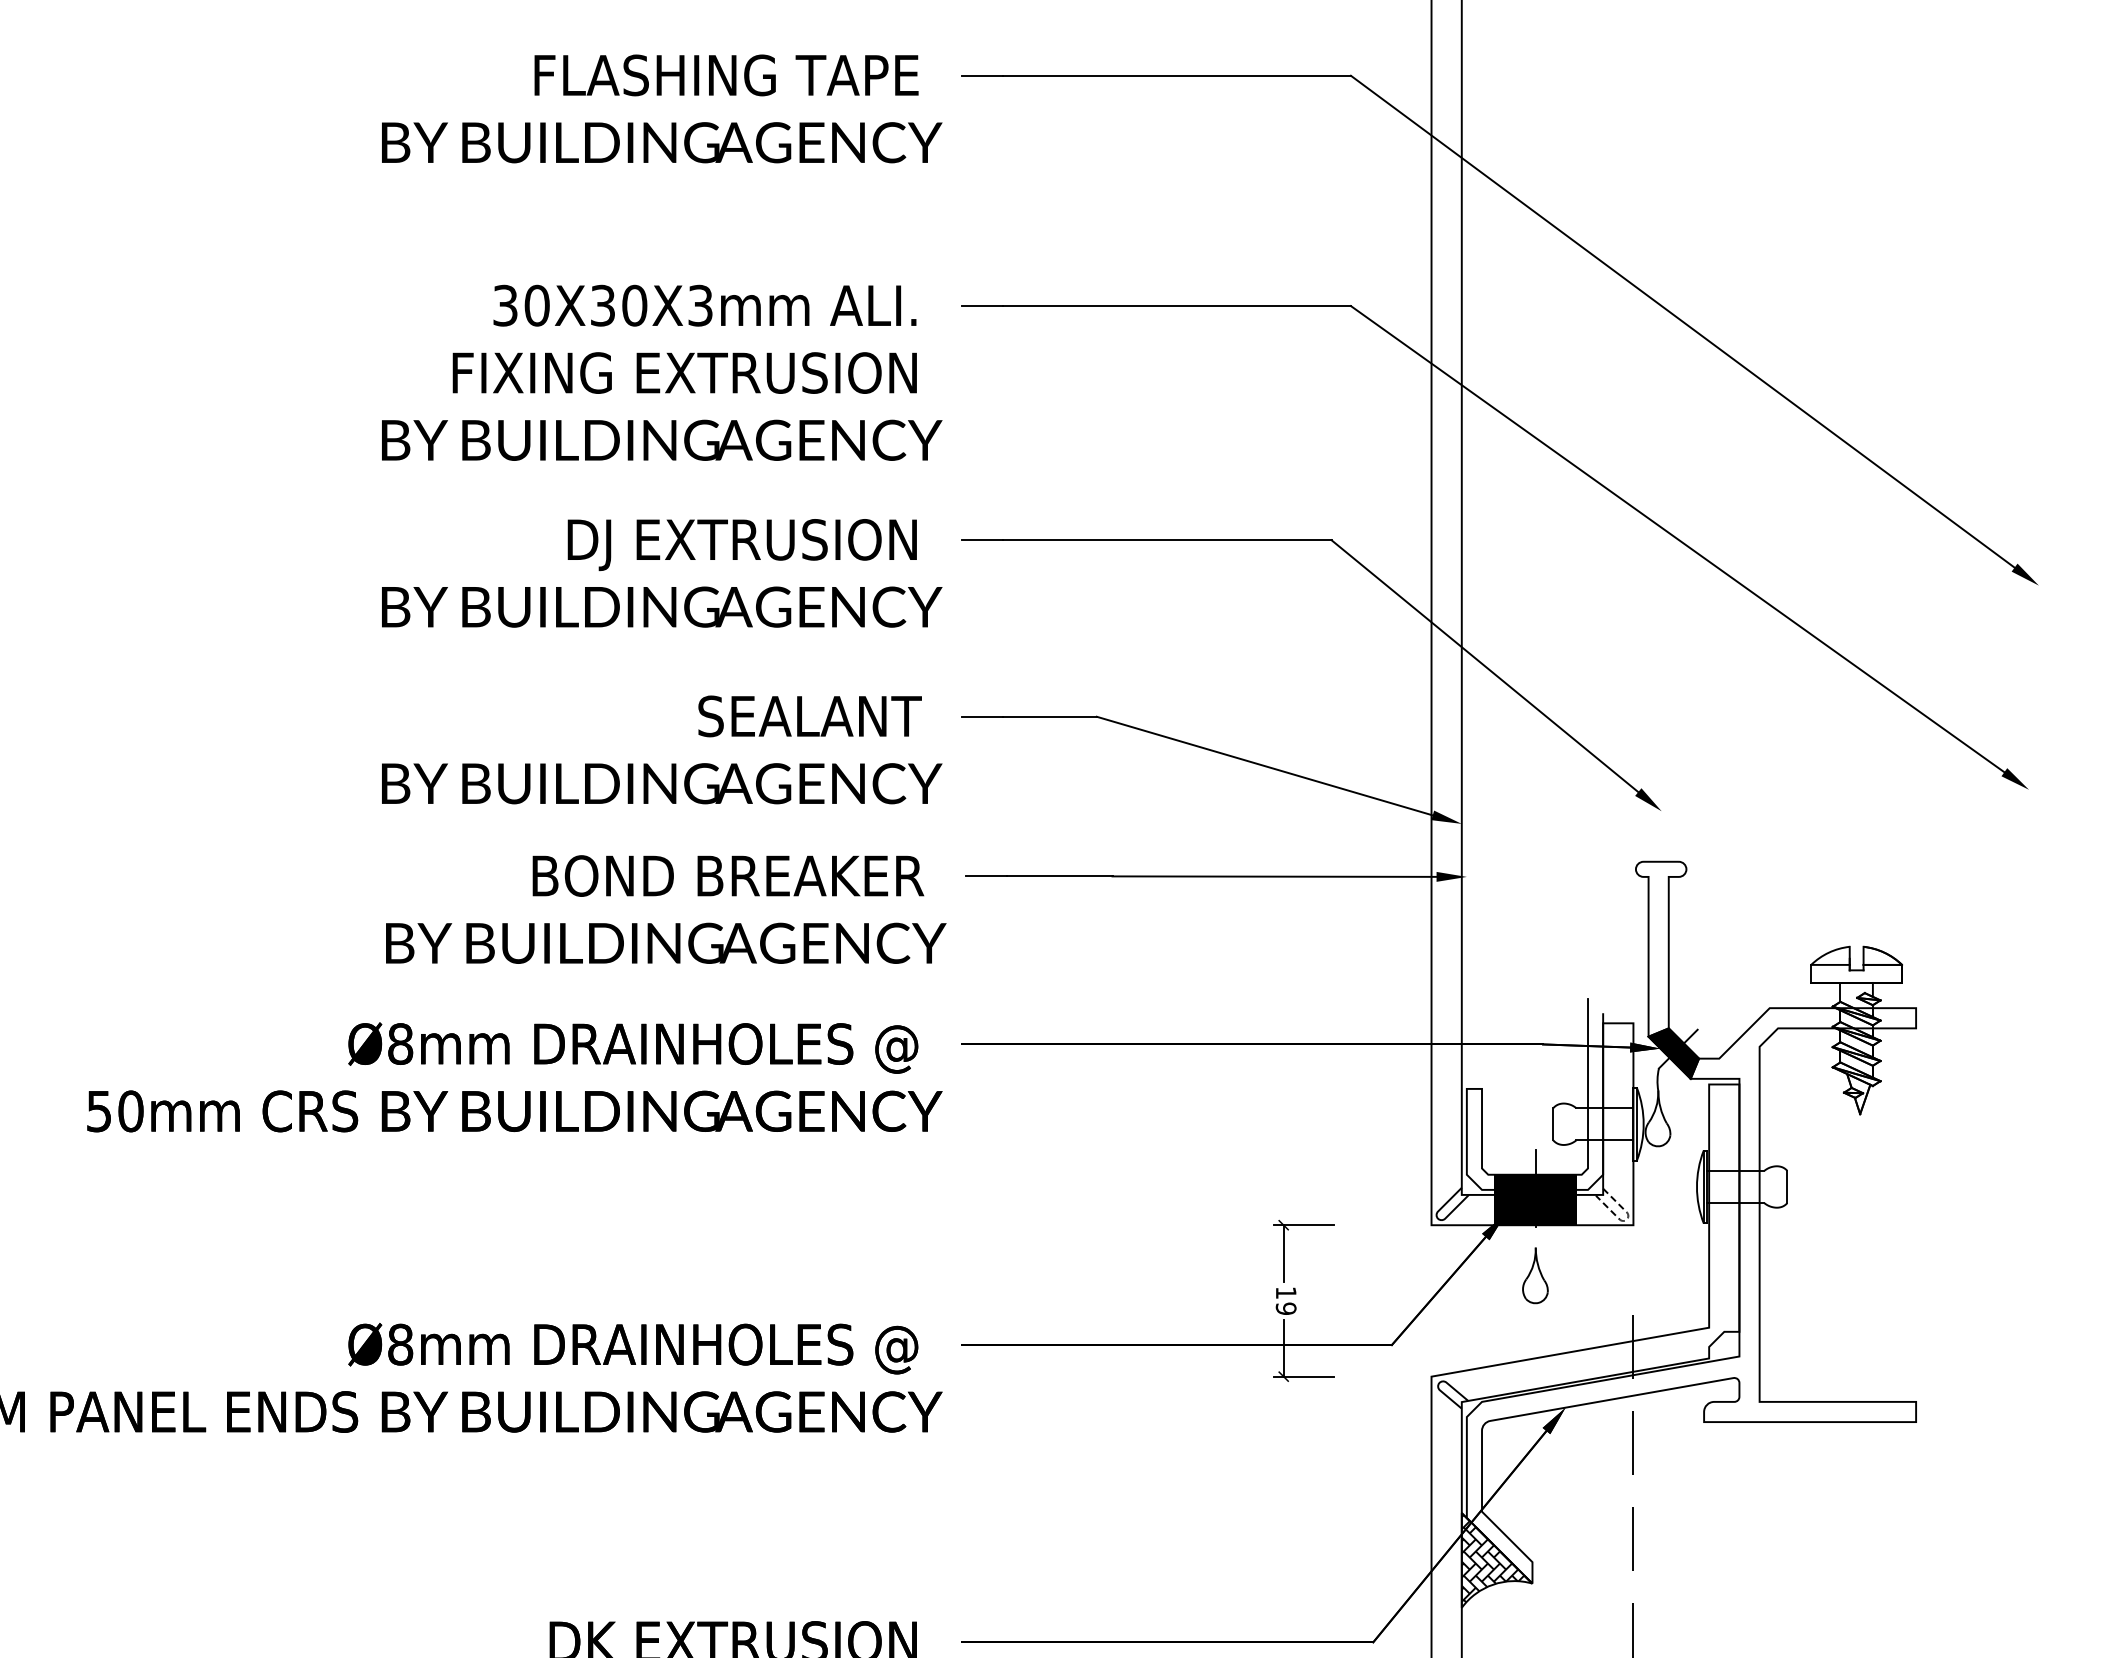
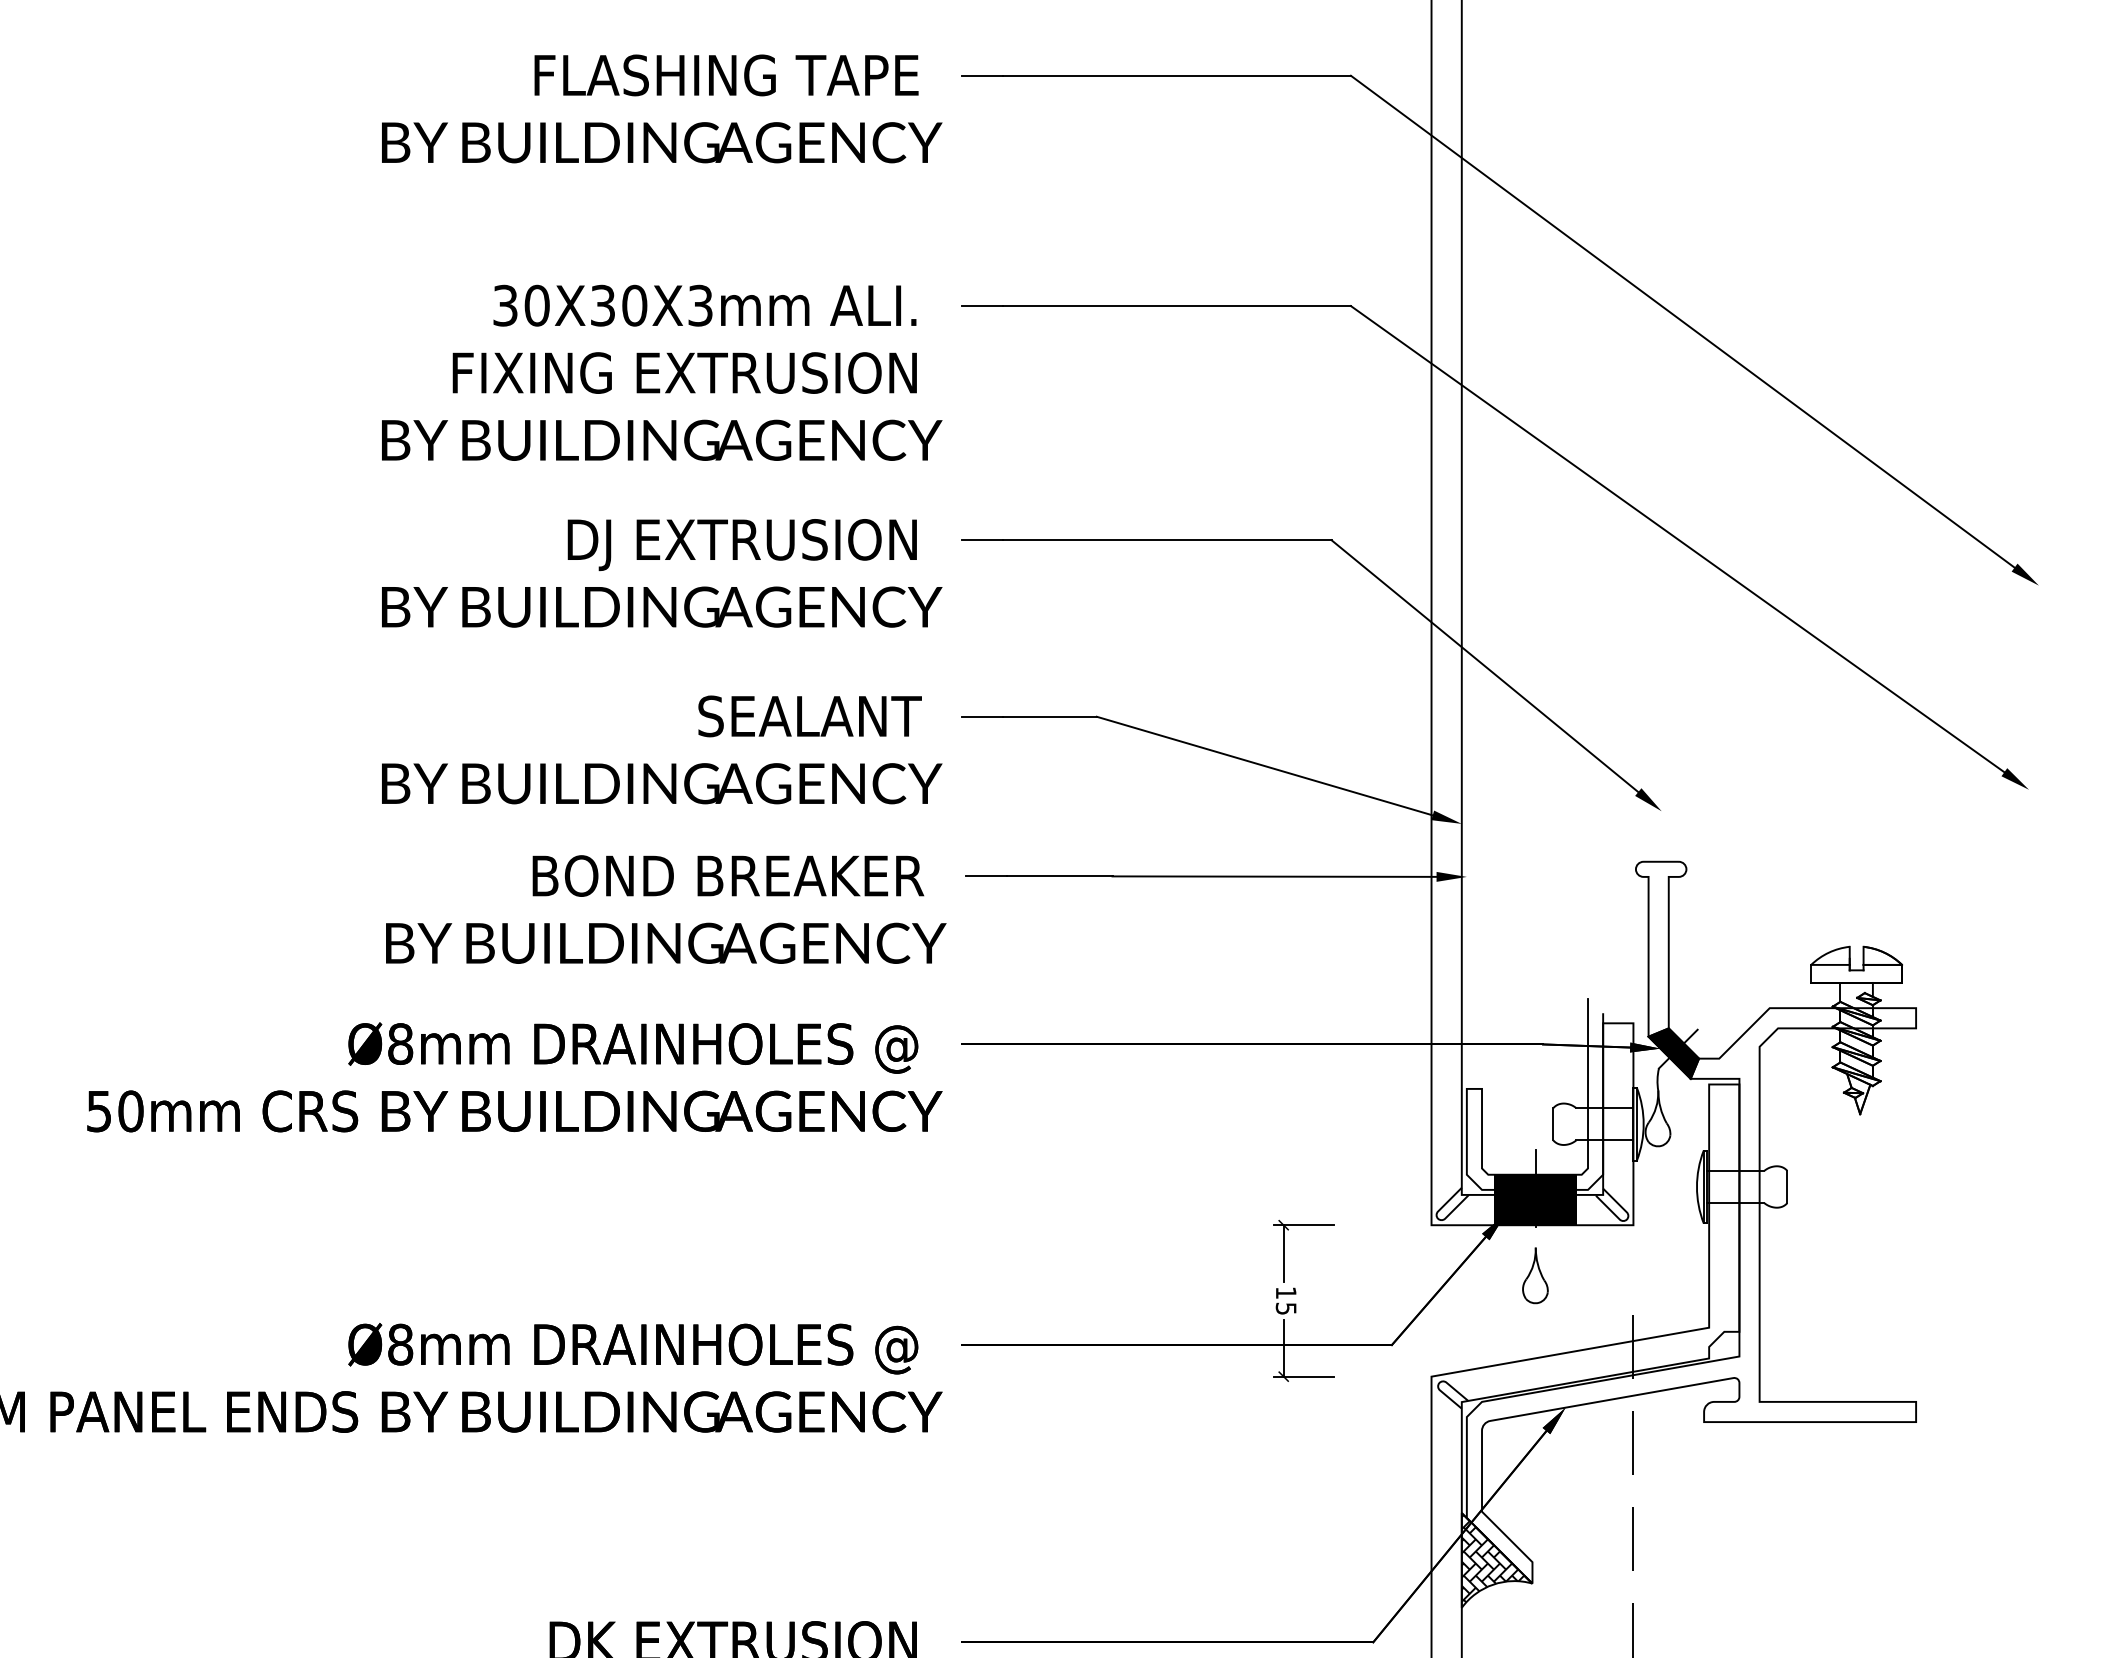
line: dashed -> solid (1626, 1219)
text: 19 -> 15 (1286, 1308)
